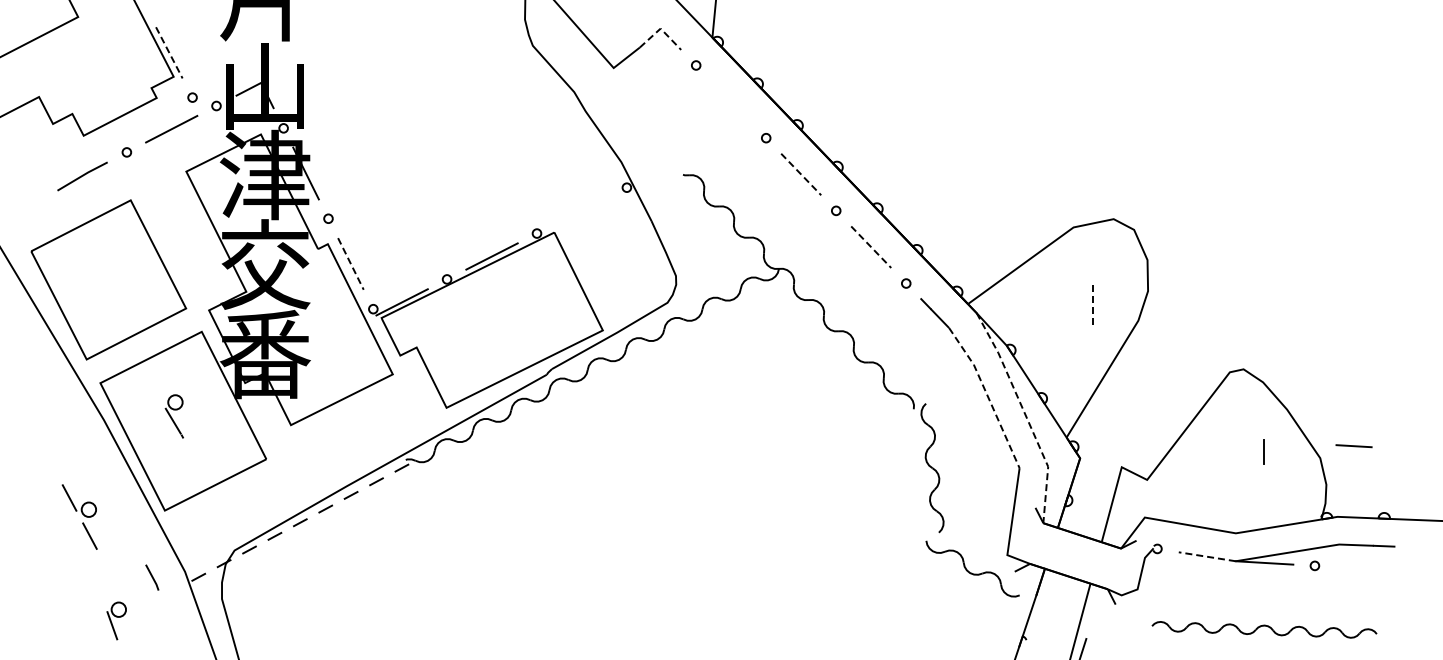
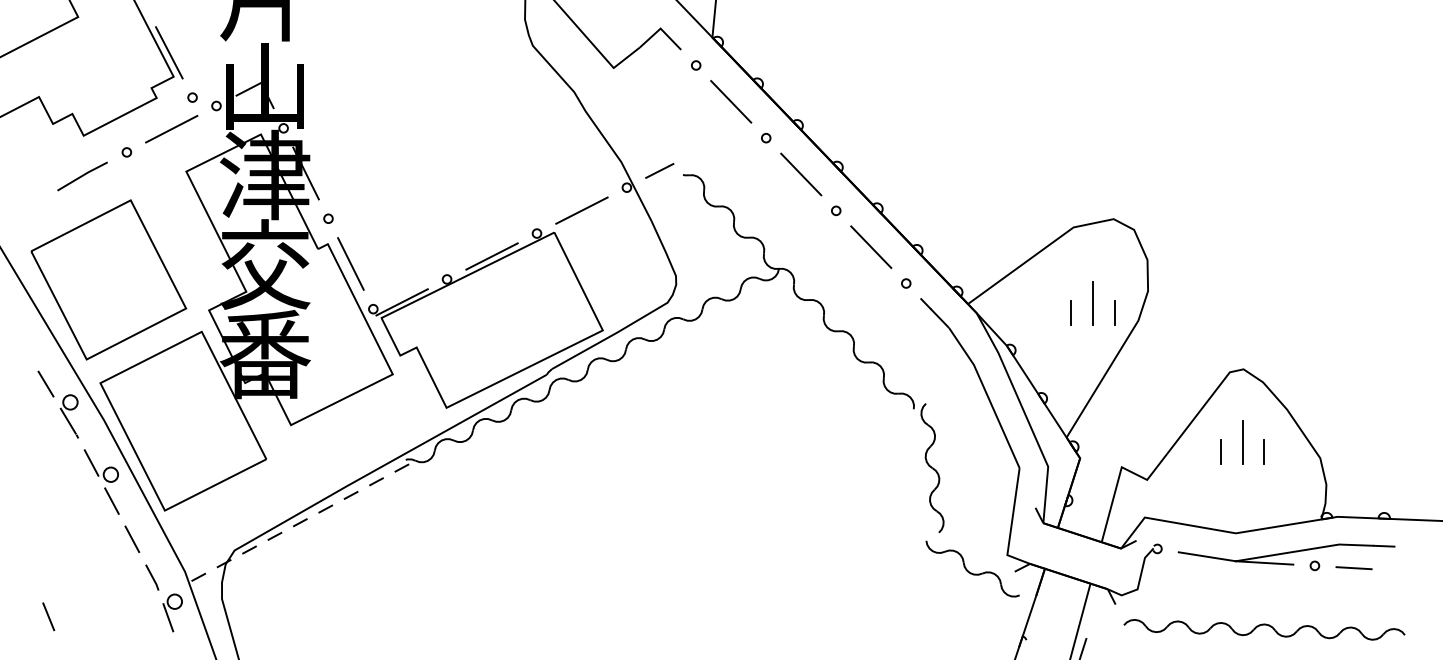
line: dashed -> solid (660, 28)
line: dashed -> solid (169, 52)
line: none -> present (731, 101)
line: none -> present (659, 170)
line: dashed -> solid (801, 174)
line: none -> present (581, 210)
line: dashed -> solid (871, 247)
line: dashed -> solid (350, 263)
line: dashed -> solid (1092, 303)
line: none -> present (1071, 313)
line: none -> present (1114, 313)
line: none -> present (45, 383)
line: dashed -> solid (987, 396)
line: dashed -> solid (1025, 414)
part position: (173, 416) -> (68, 416) (68, 416)
line: none -> present (1242, 442)
line position: (1353, 446) -> (1353, 568) (1353, 568)
line: none -> present (1221, 451)
part position: (79, 516) -> (101, 481) (101, 481)
line: none -> present (132, 539)
line: dashed -> solid (1207, 556)
line: none -> present (48, 616)
part position: (116, 620) -> (172, 612) (172, 612)
part size: 227x18 px -> 283x22 px (1264, 629)
